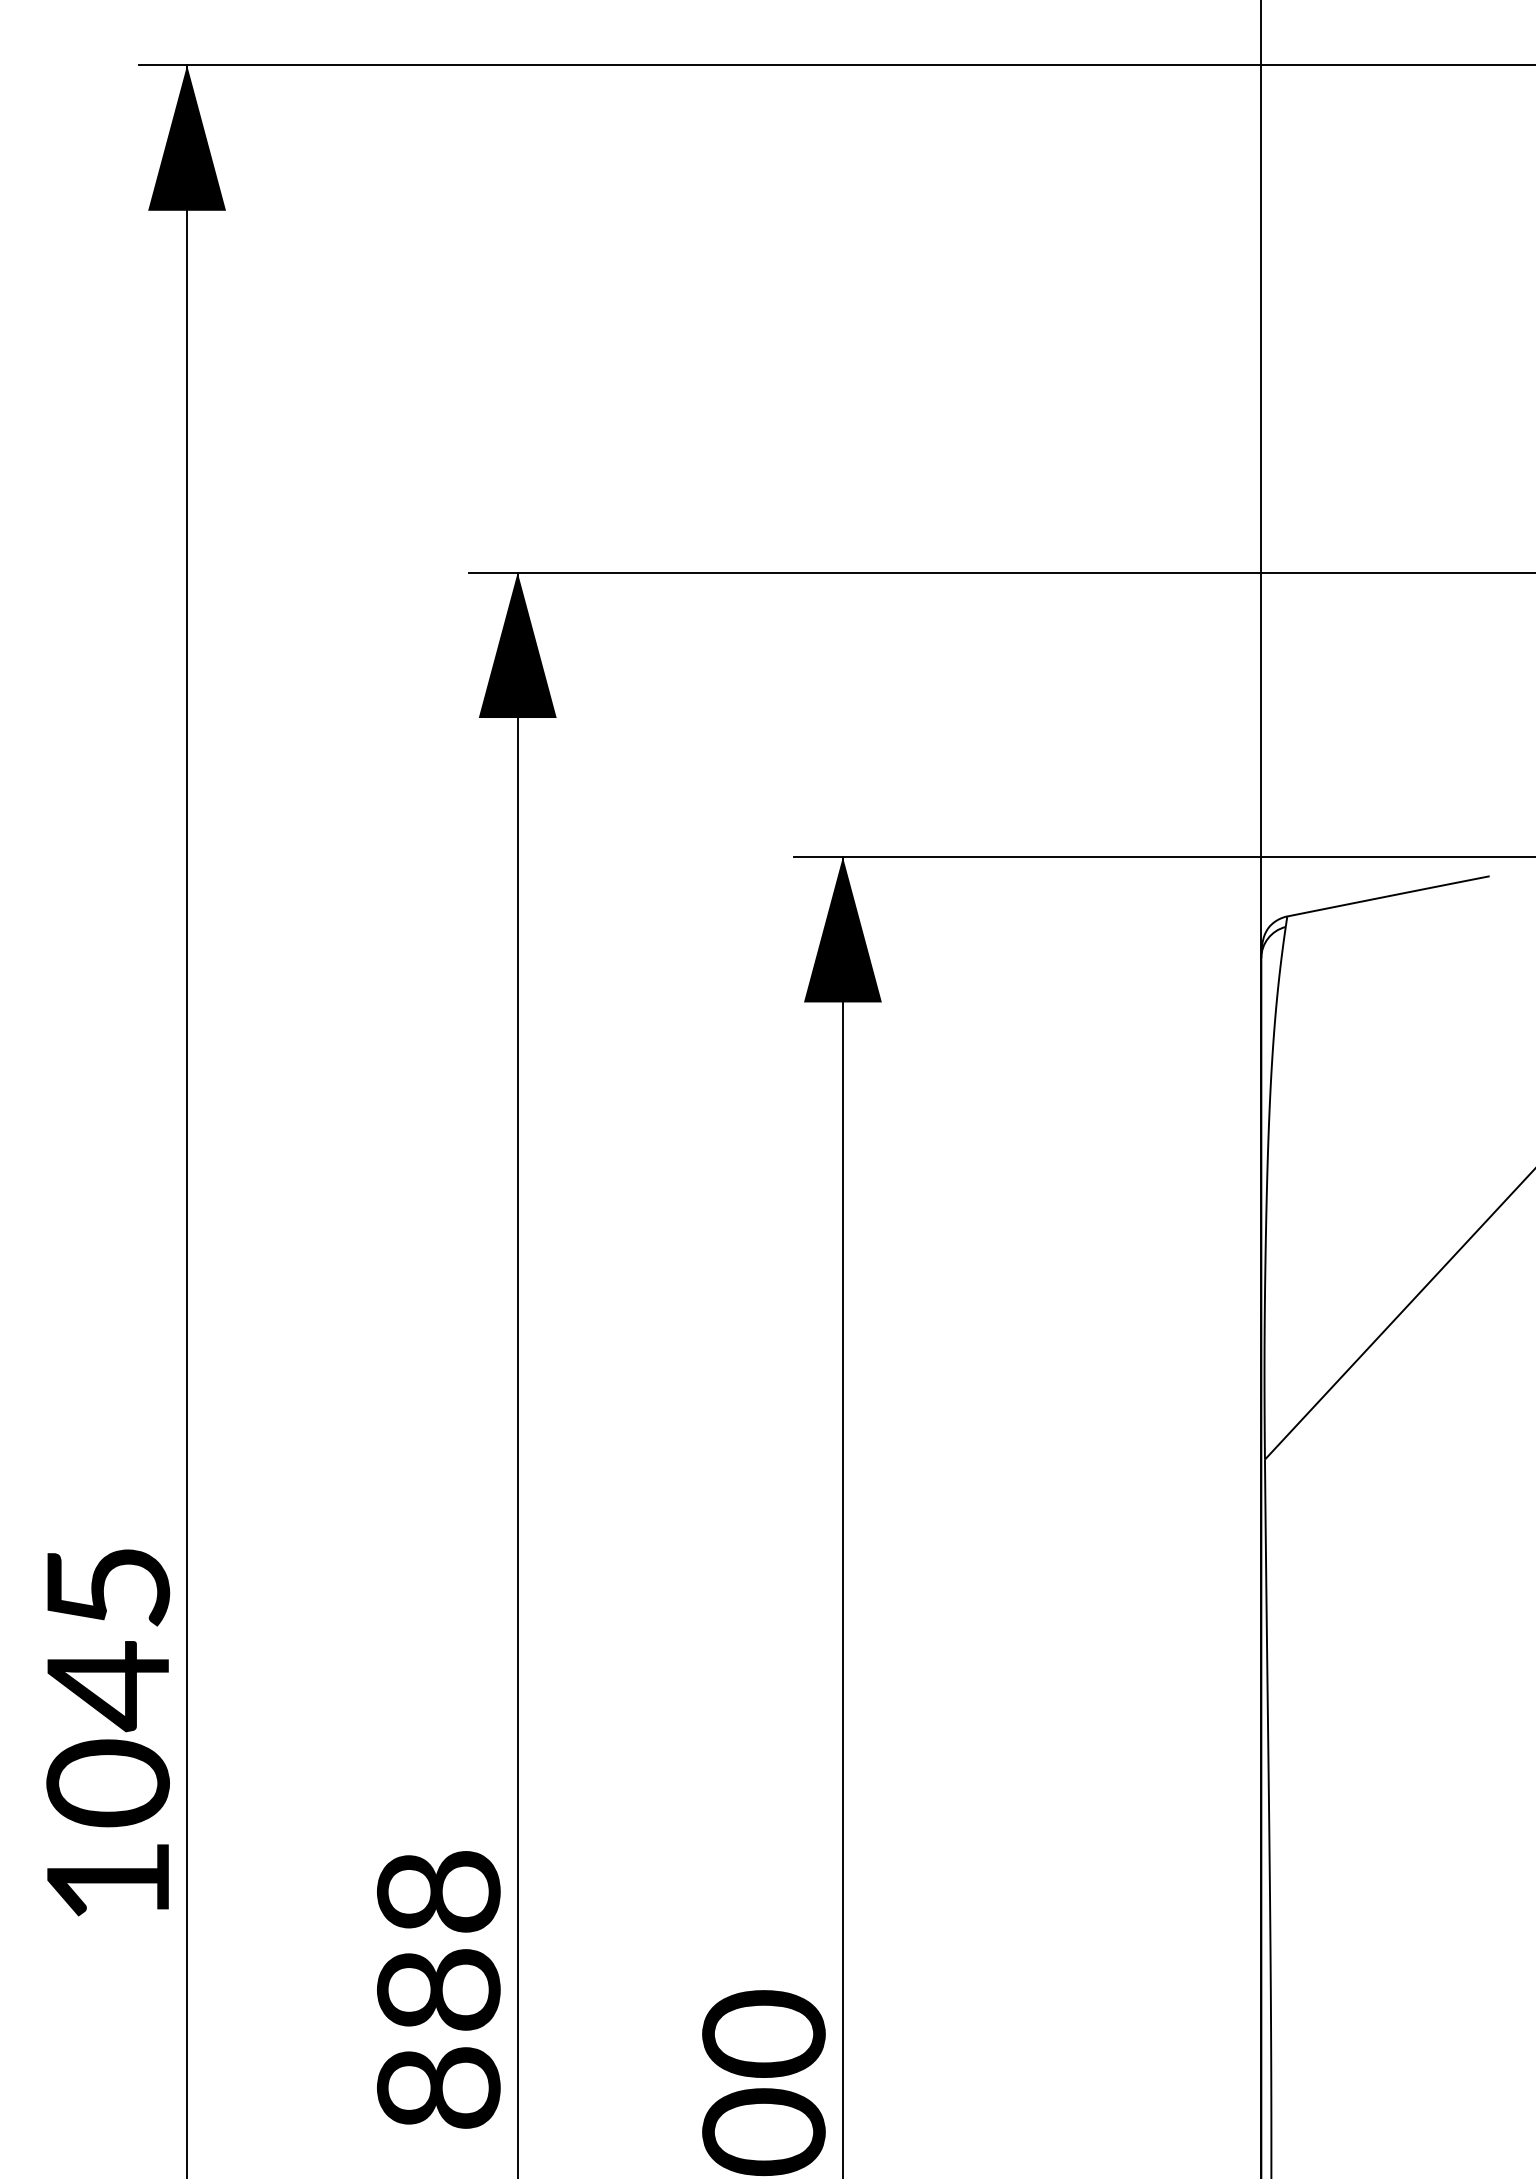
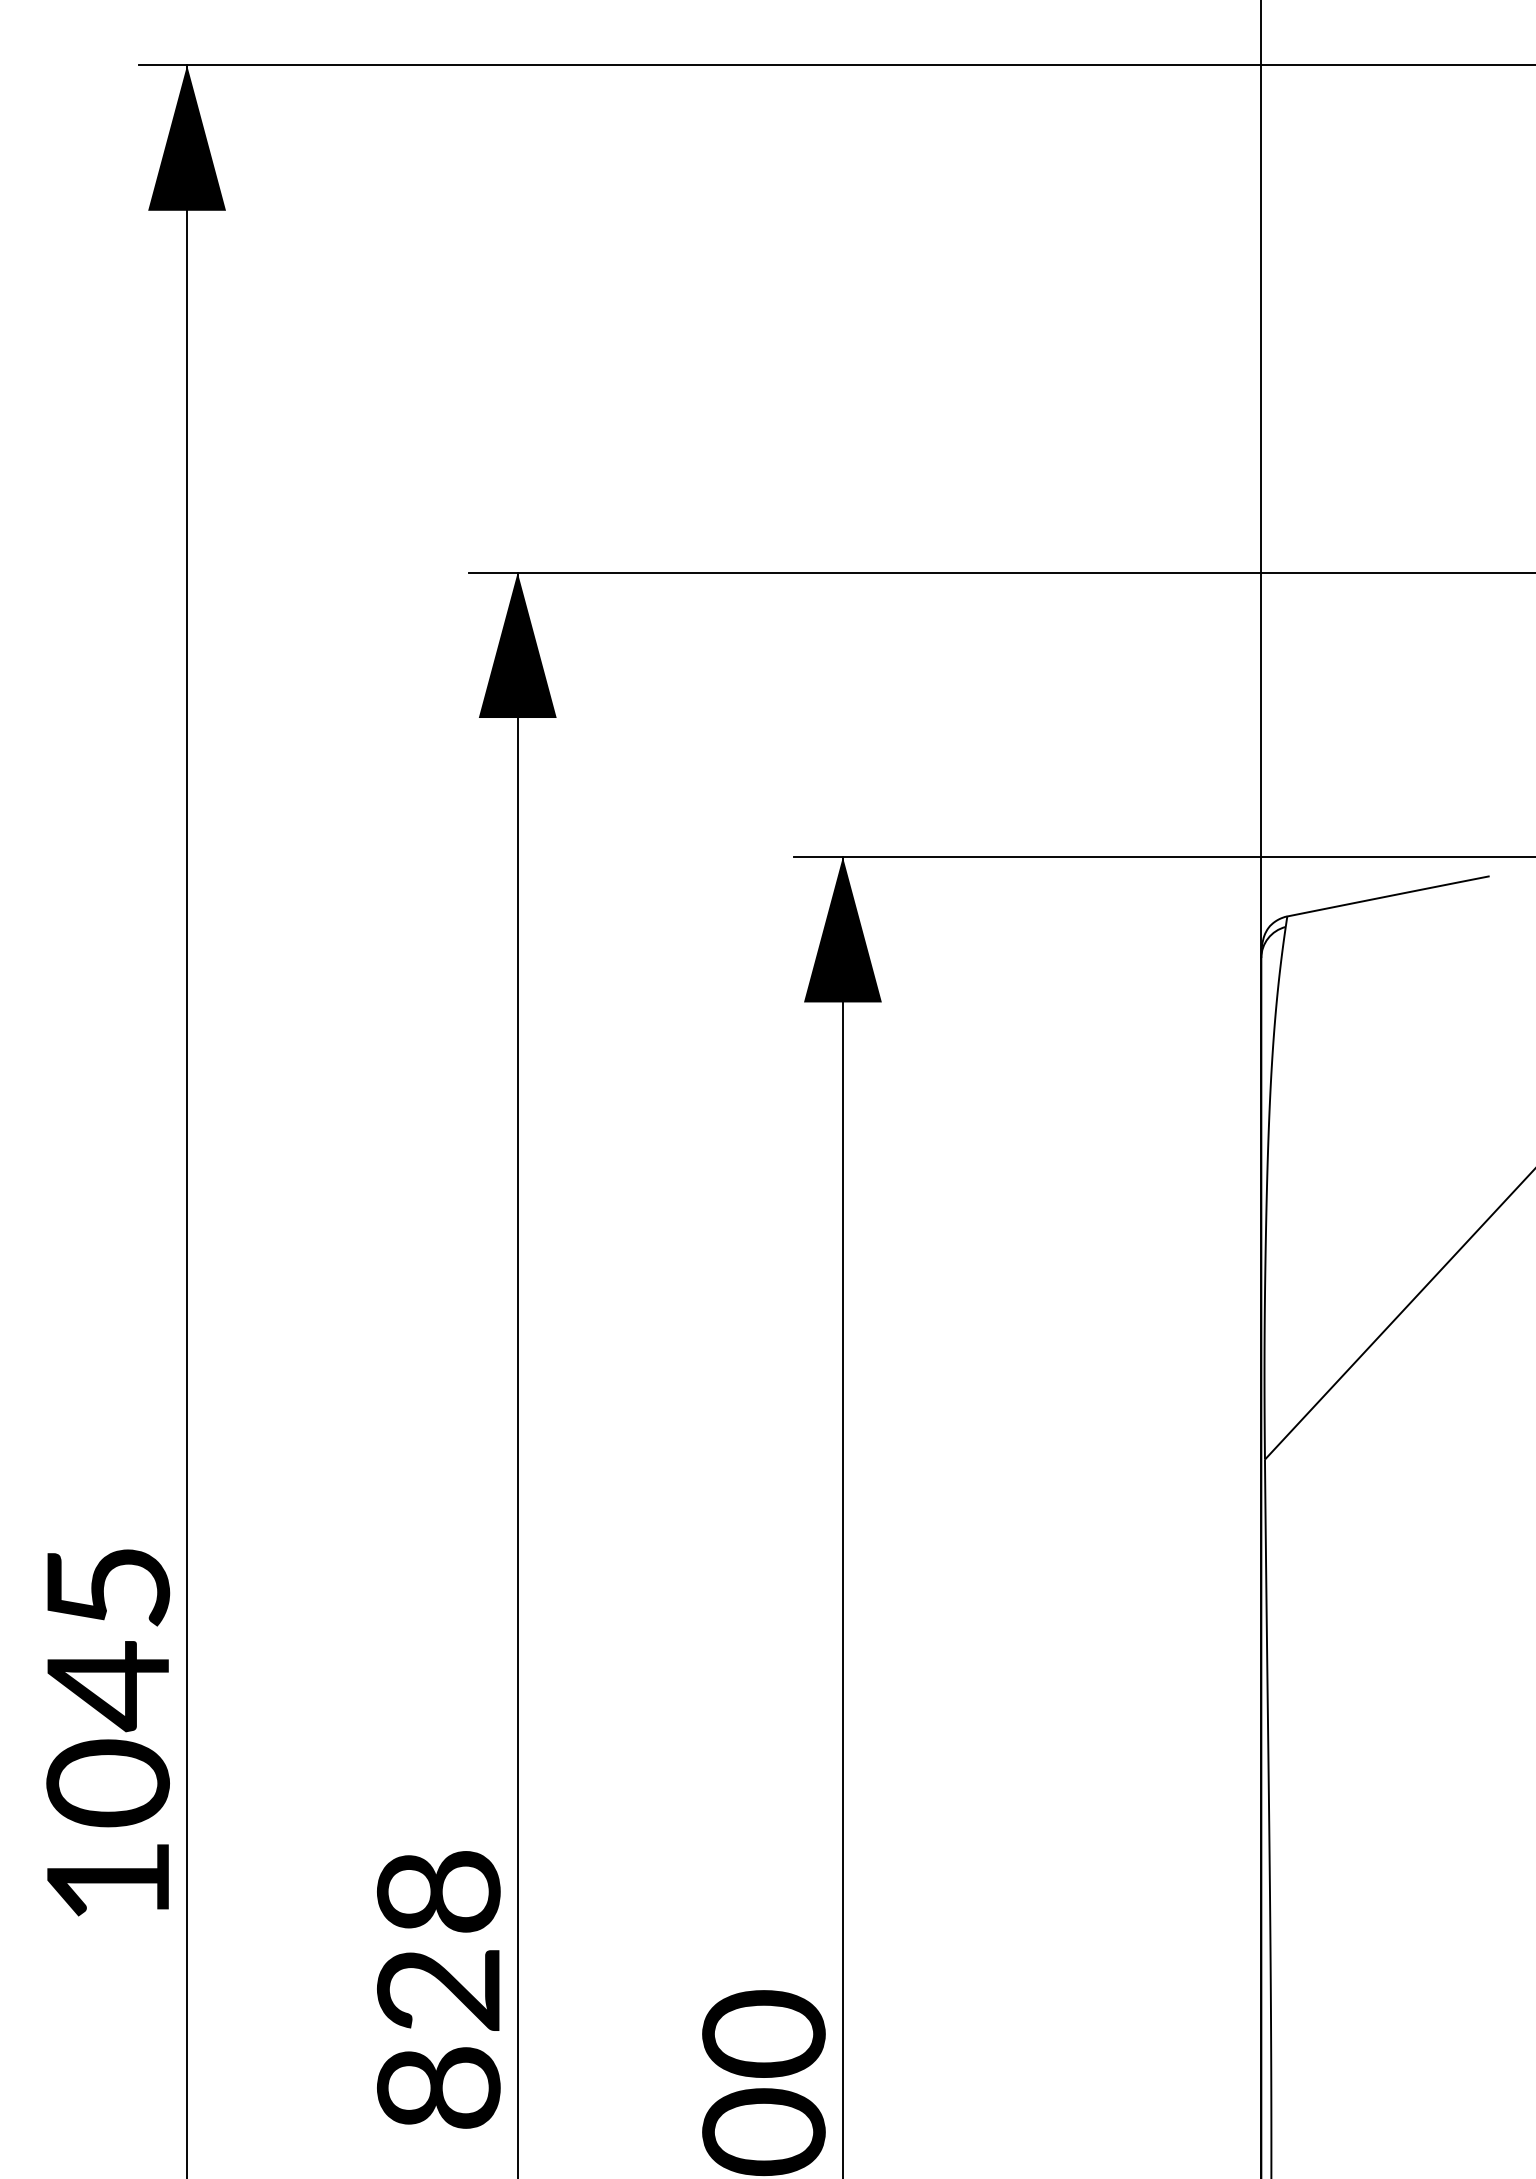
text: 888 -> 828 (438, 1989)
